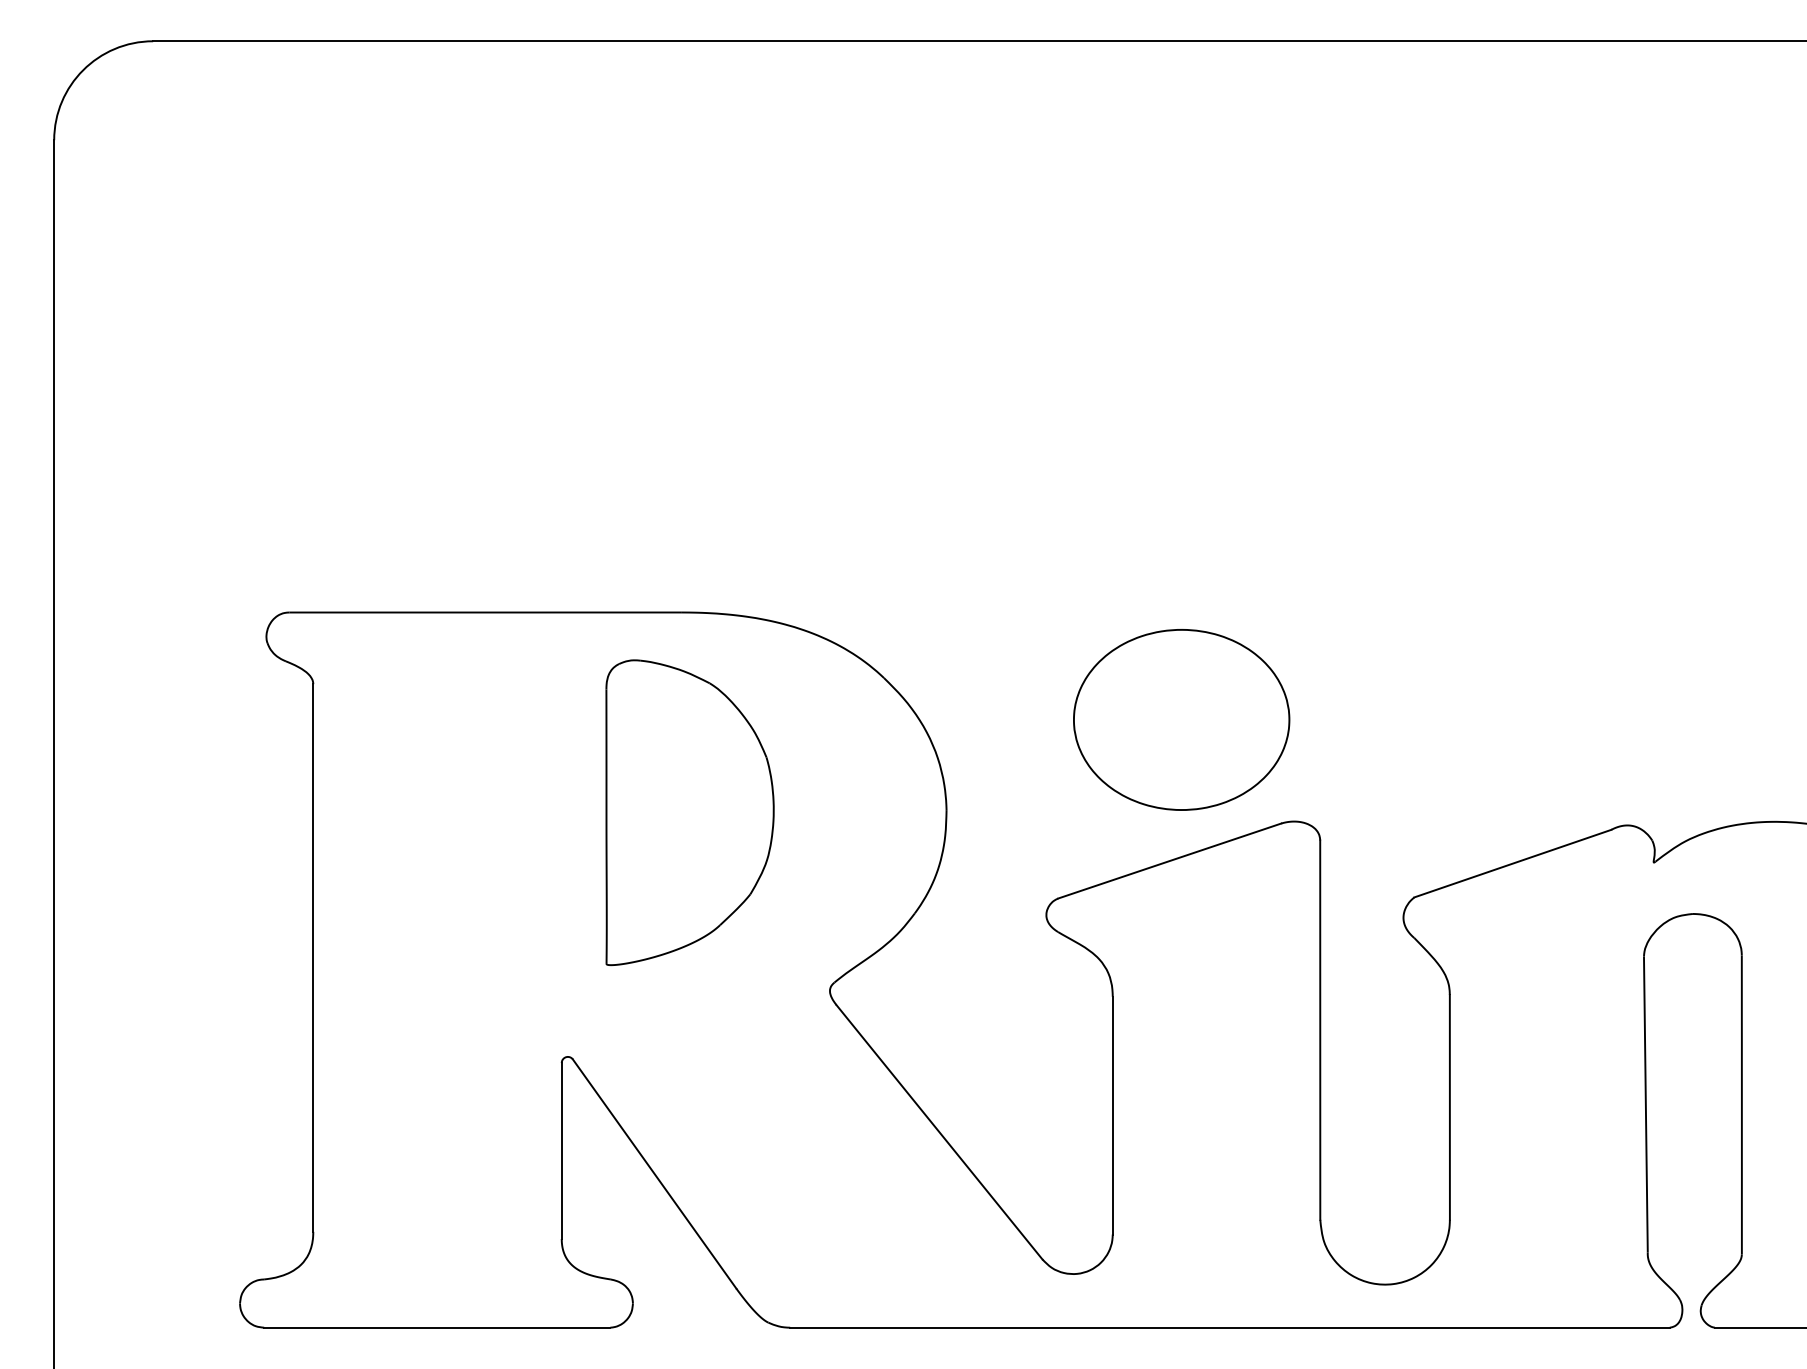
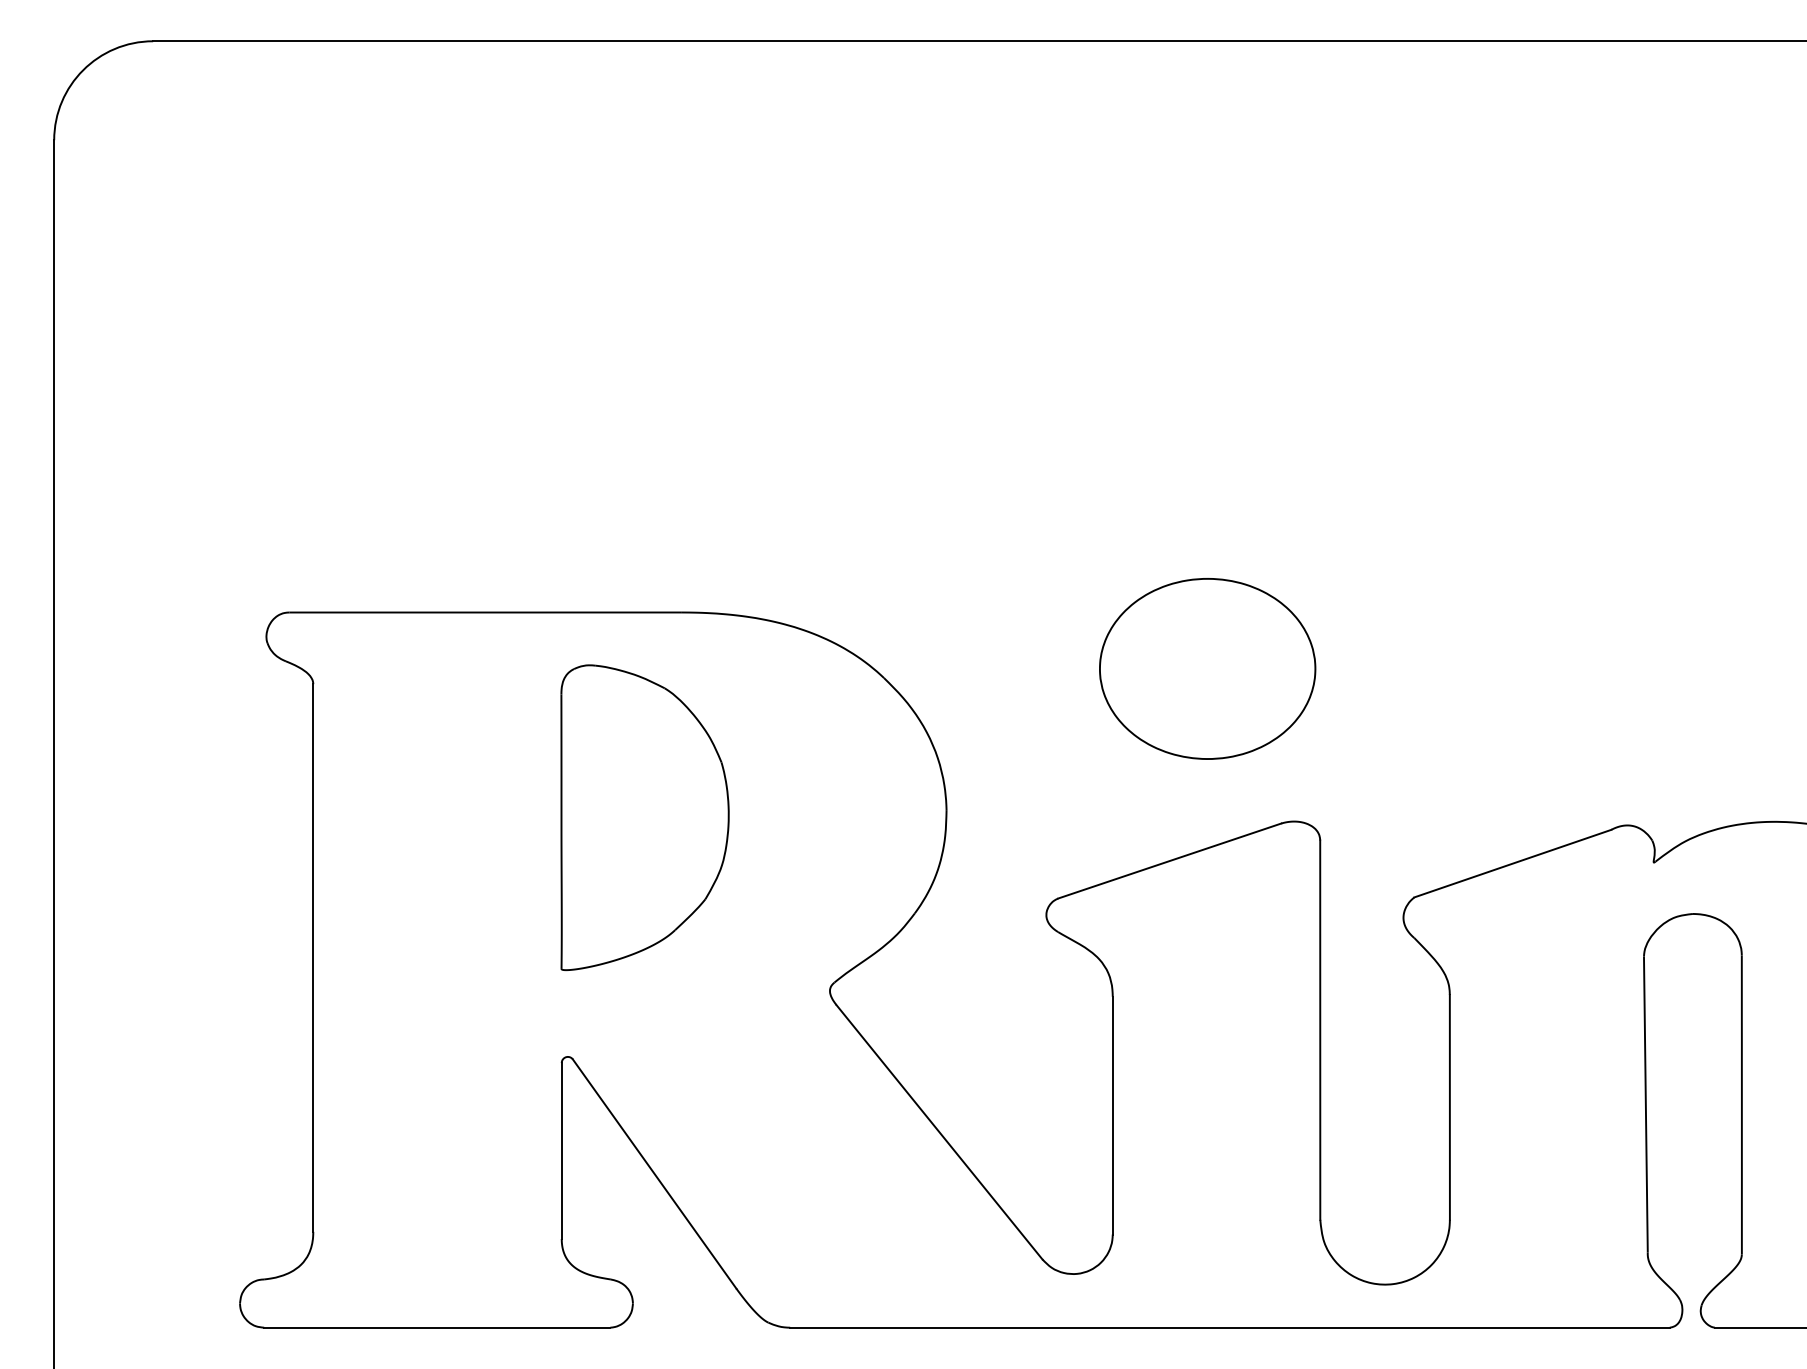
part position: (1181, 719) -> (1207, 668) (1207, 668)
part position: (689, 812) -> (644, 817) (644, 817)
